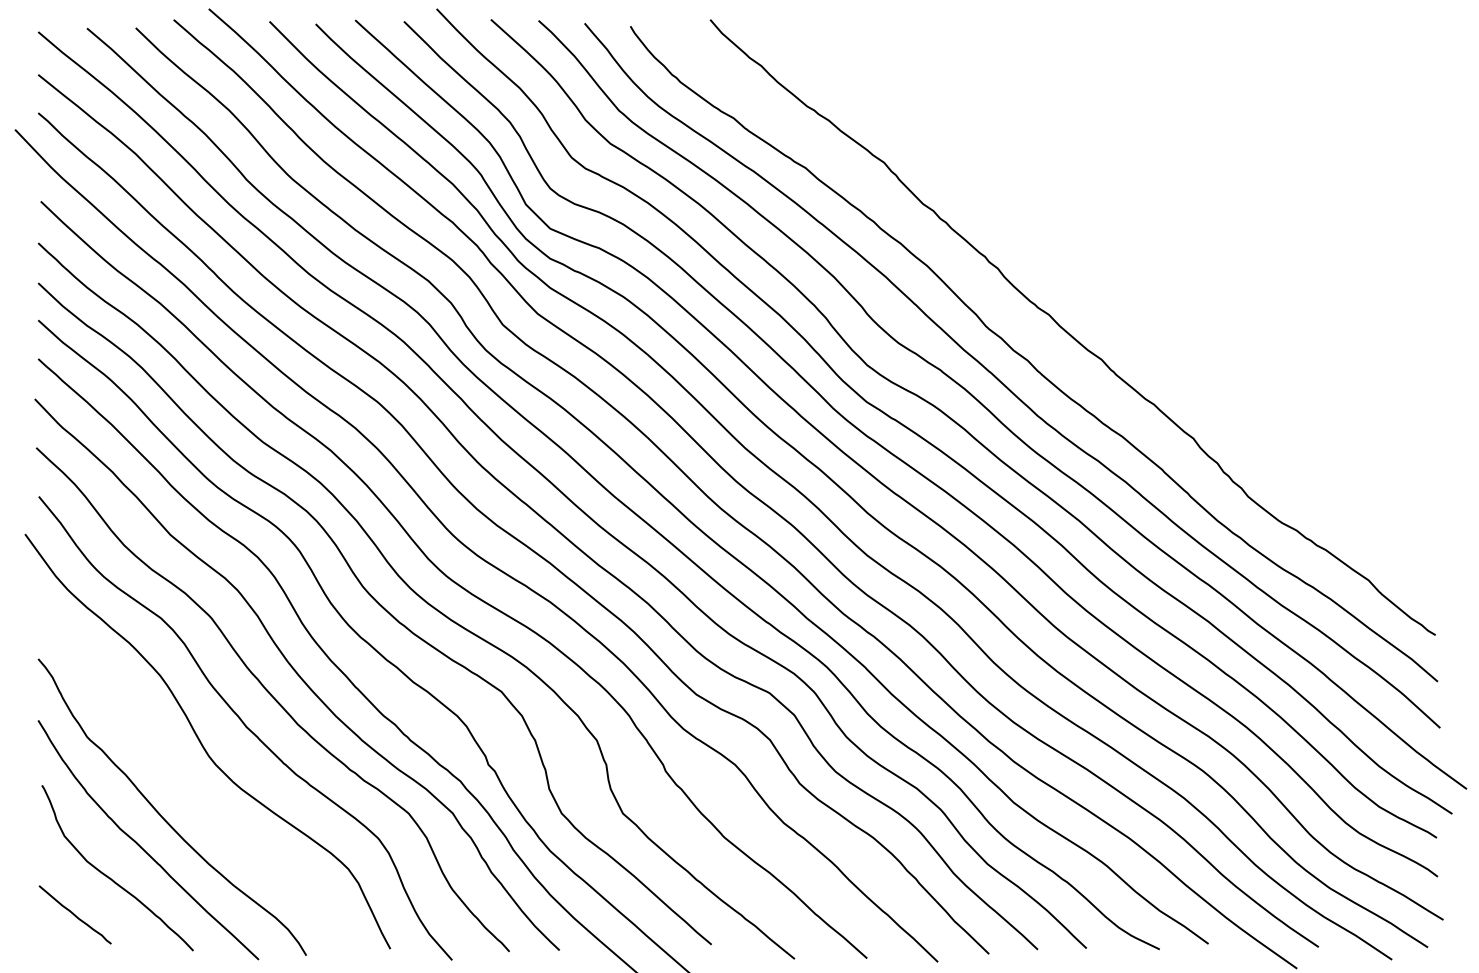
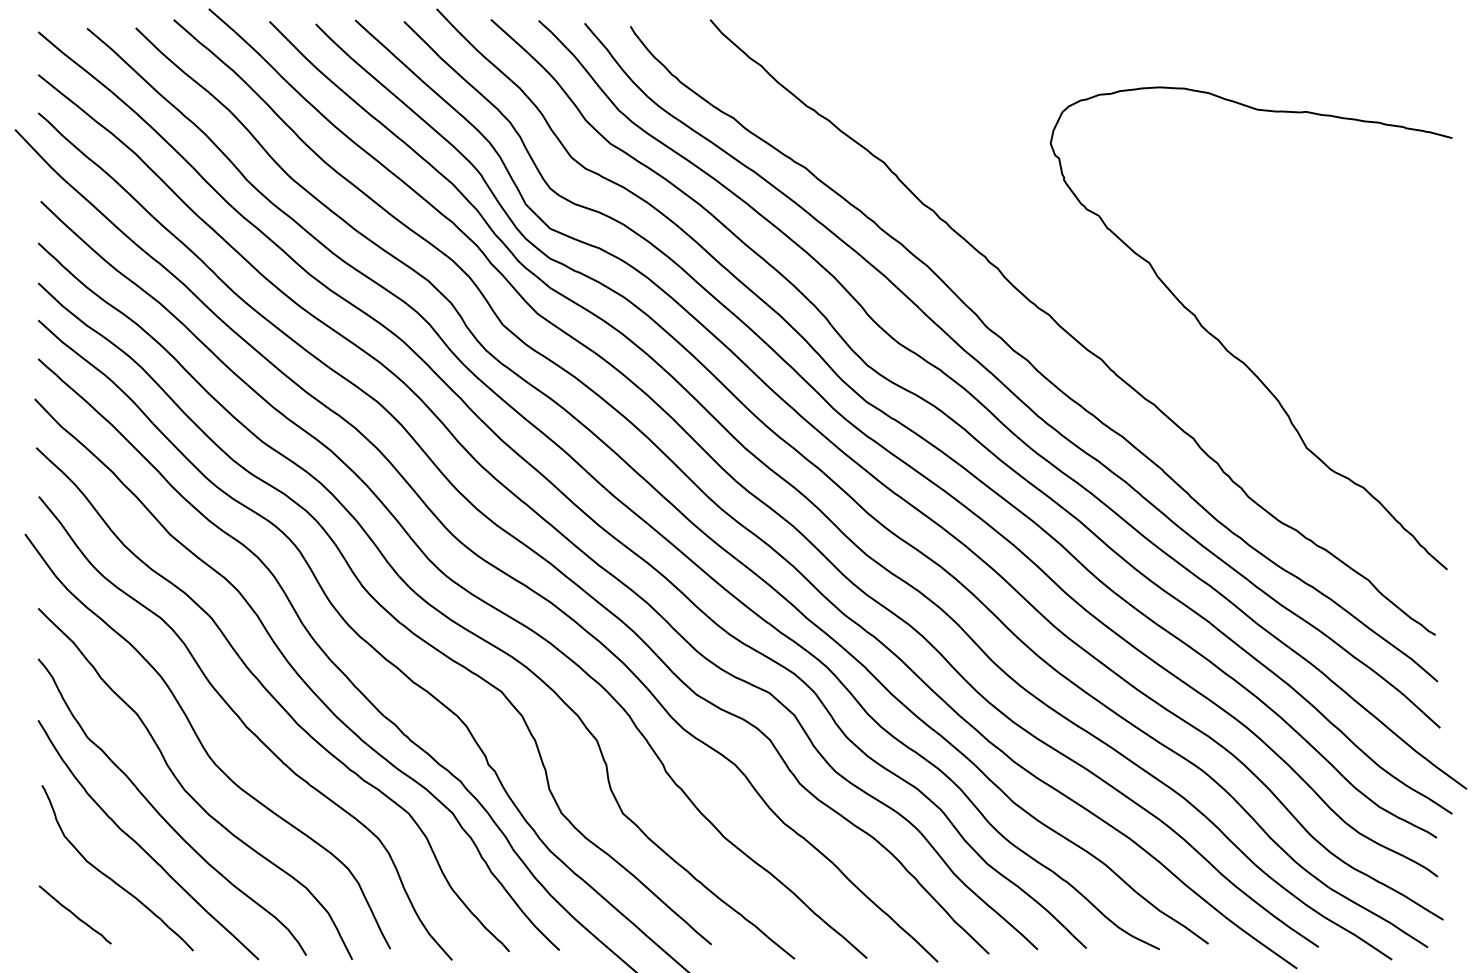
curve: none -> present (1232, 353)
curve: none -> present (187, 791)
